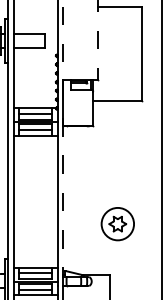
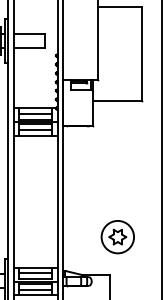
line: dashed -> solid (97, 40)
line: dashed -> solid (63, 142)
part position: (117, 224) -> (117, 237) (117, 237)
